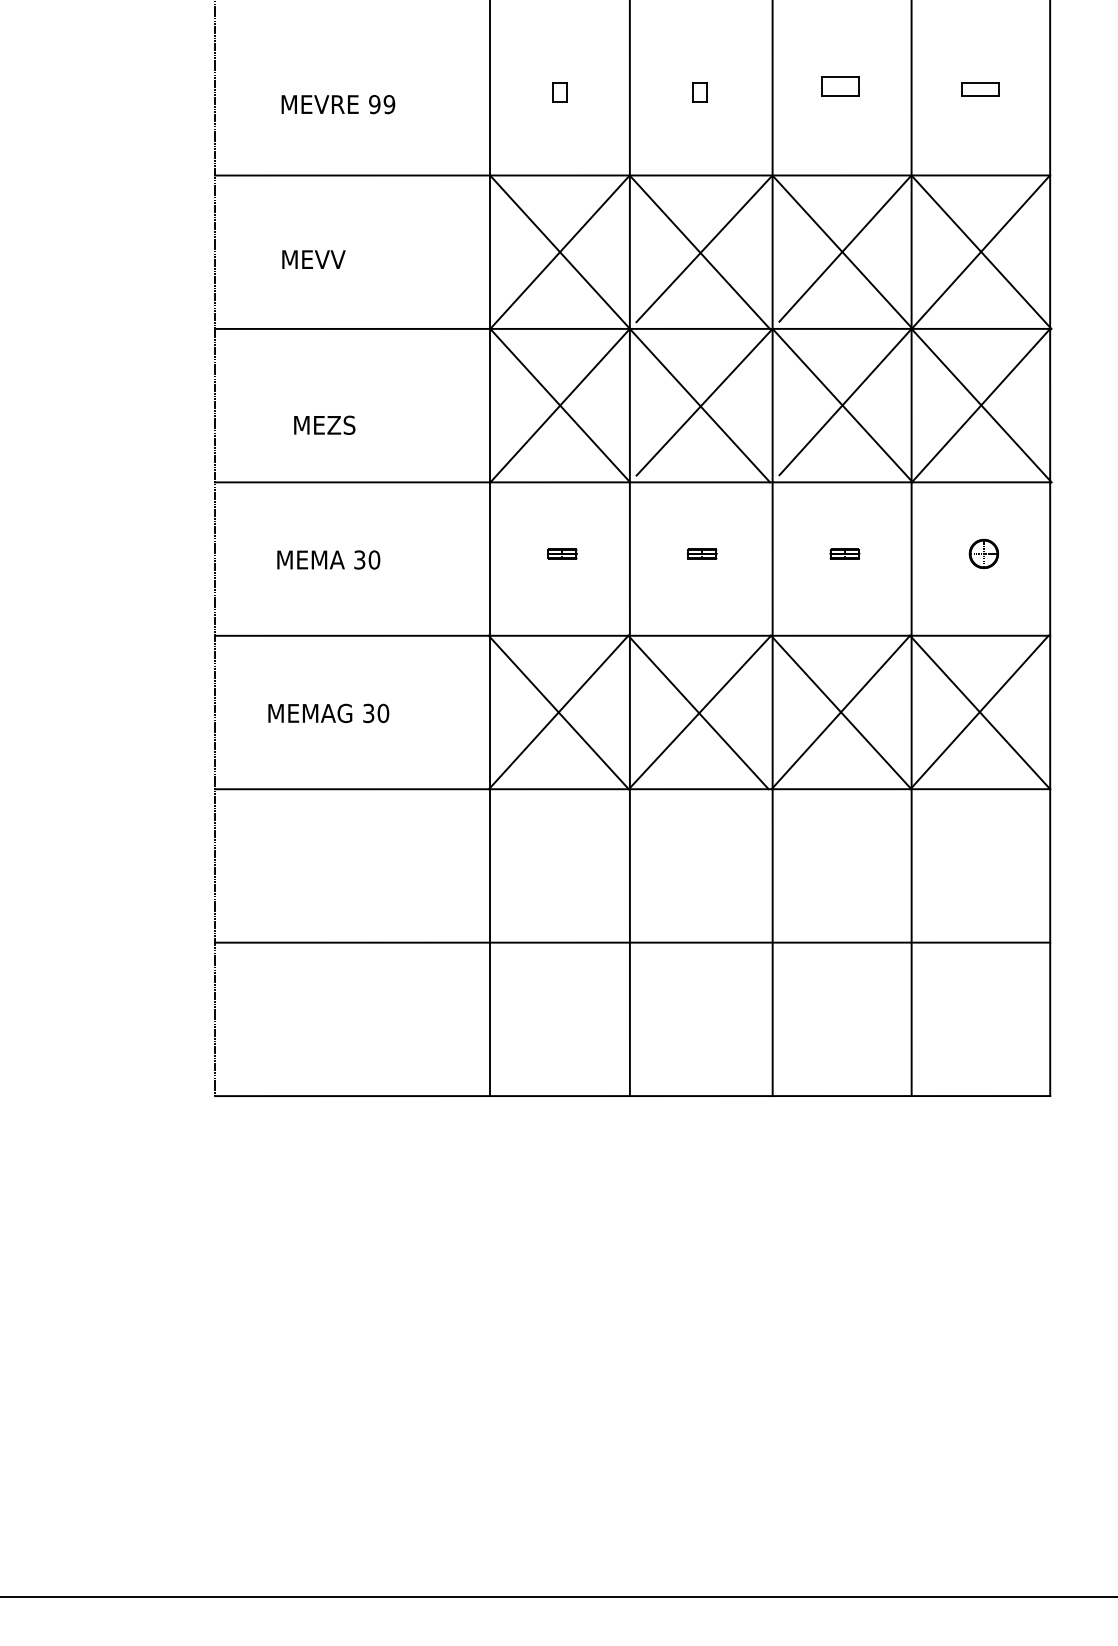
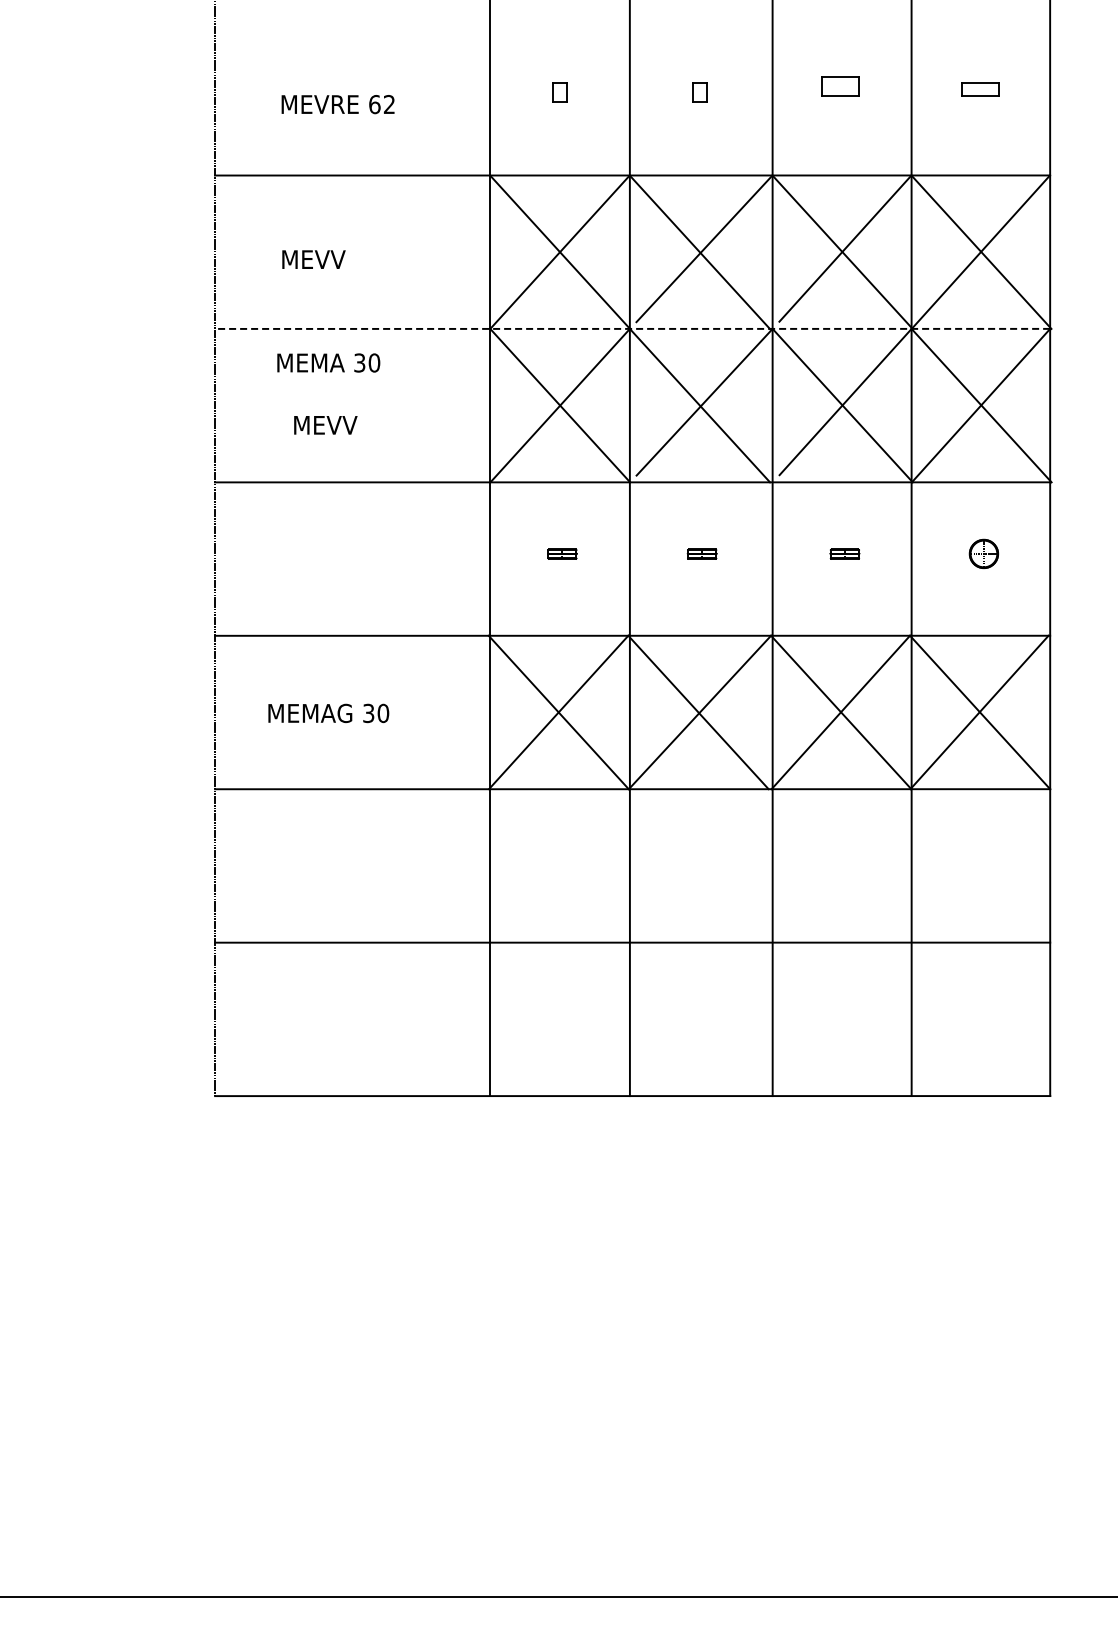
text: 99 -> 62 (382, 104)
line: solid -> dashed (632, 328)
text: MEZS -> MEVV (341, 424)
text position: (328, 559) -> (328, 362) (328, 362)
